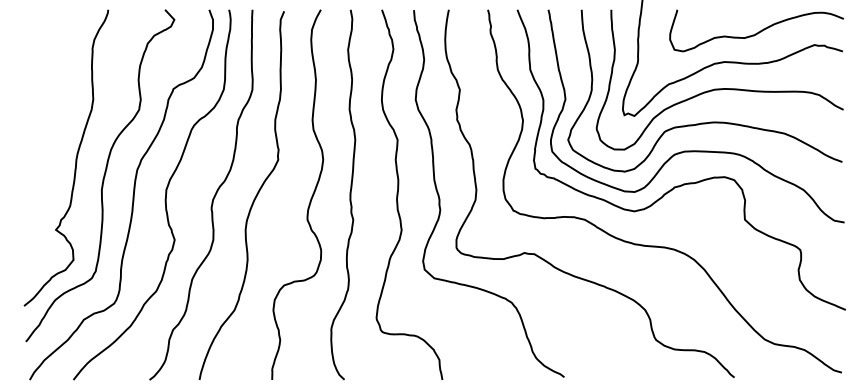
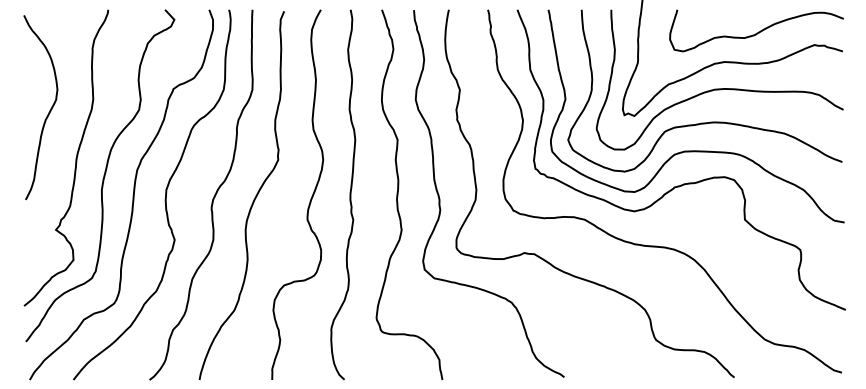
curve: none -> present (48, 112)
